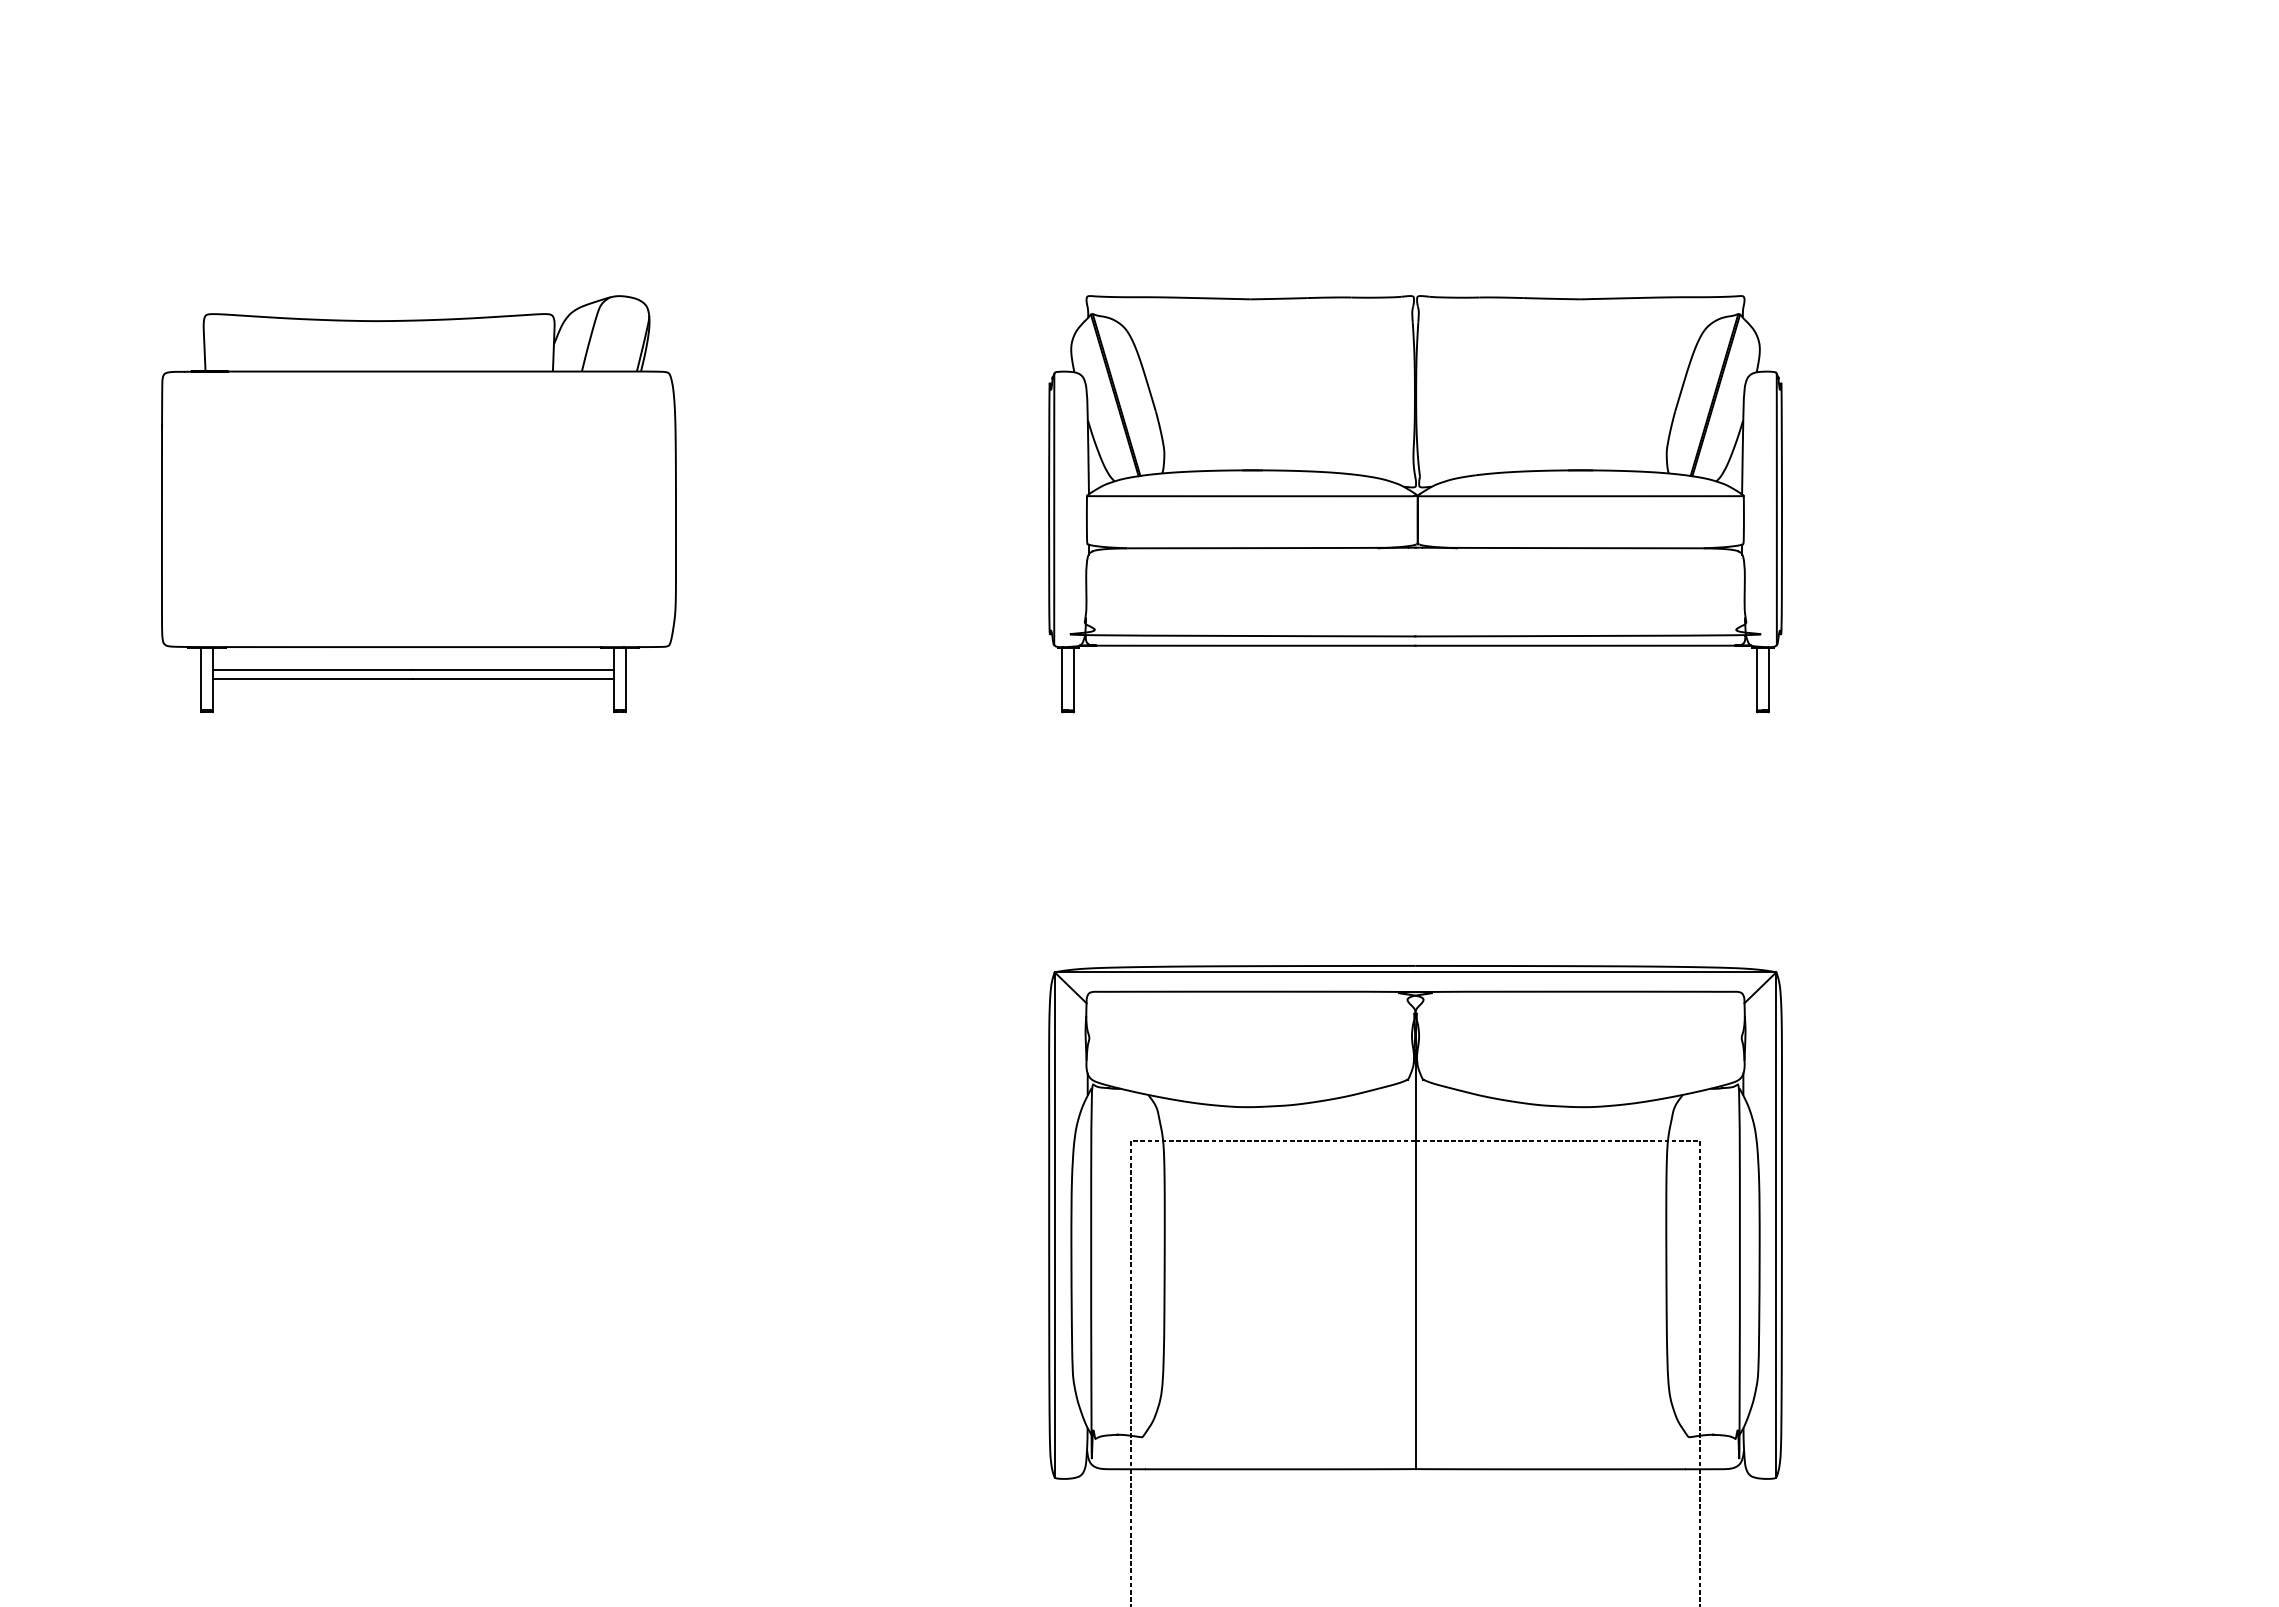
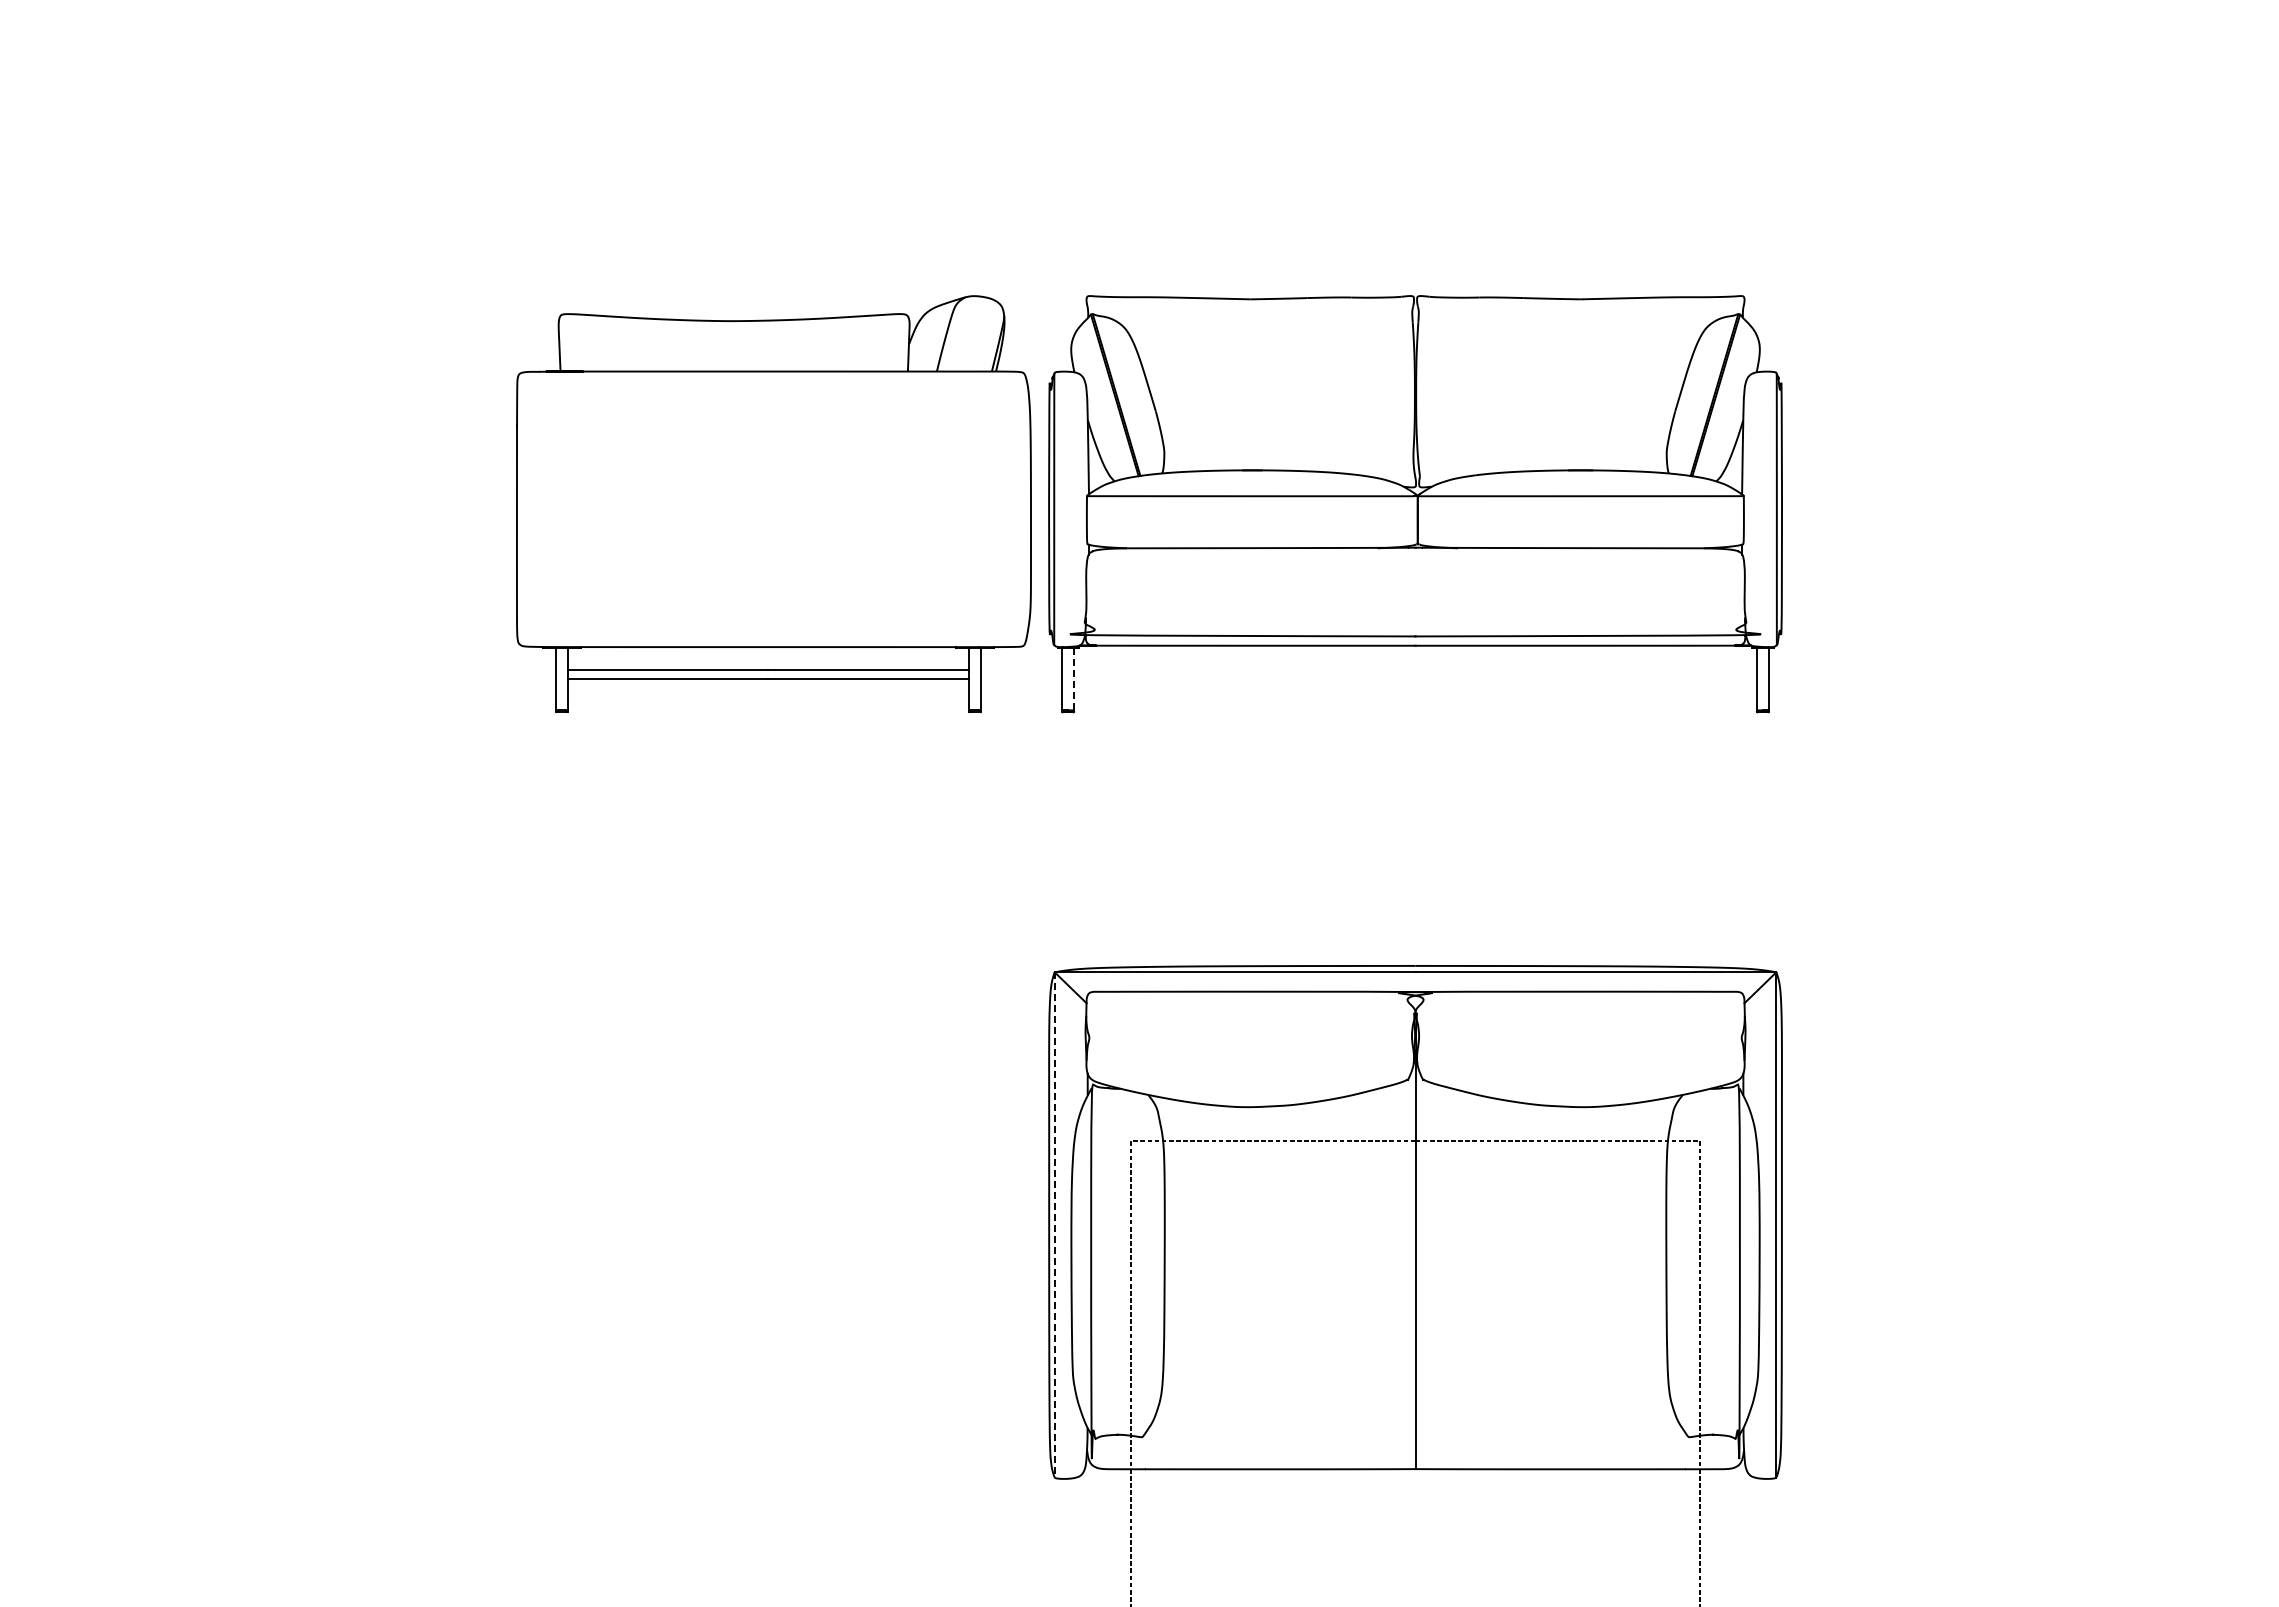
part position: (418, 504) -> (773, 504) (773, 504)
line: solid -> dashed (1074, 679)
line: solid -> dashed (1054, 1224)
